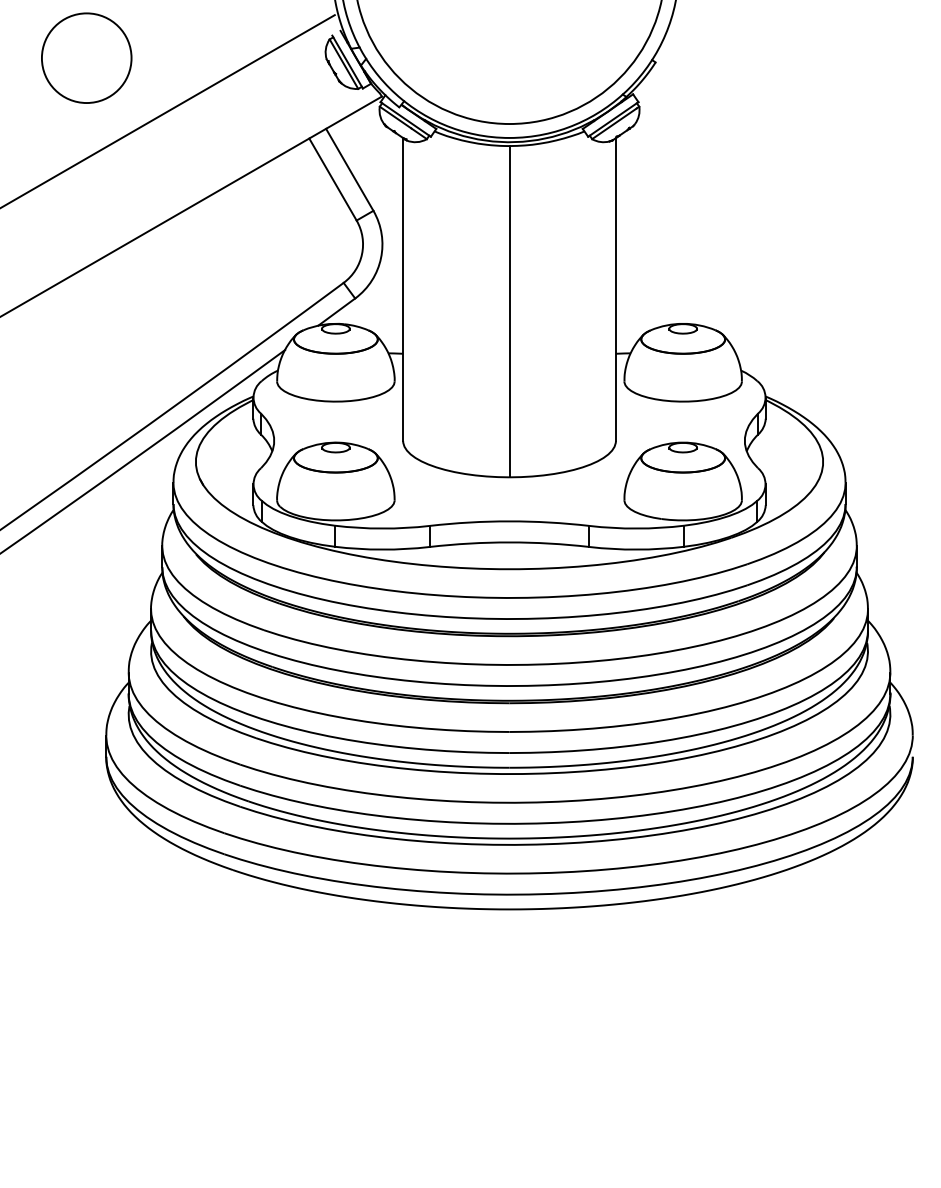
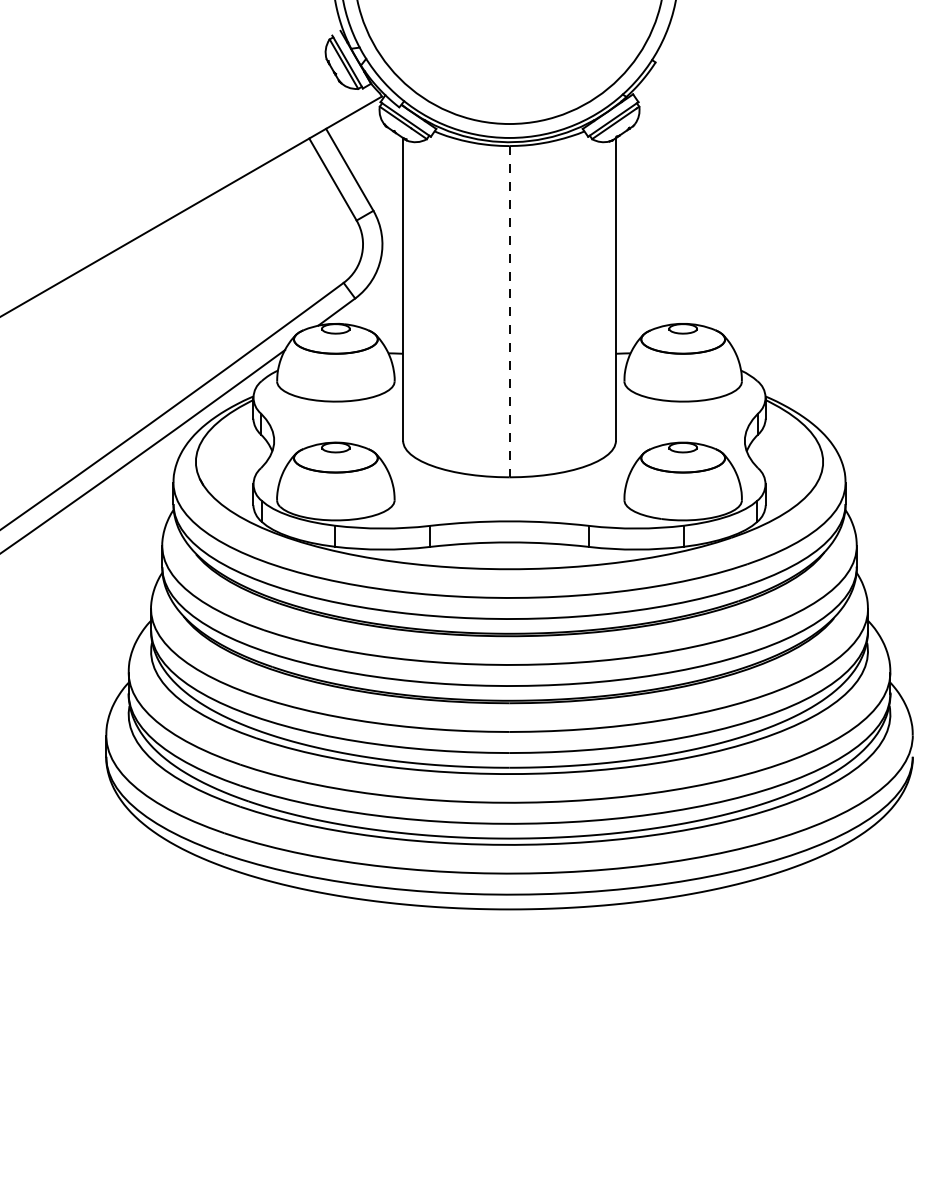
circle: present -> none (86, 57)
line: present -> none (168, 111)
line: solid -> dashed (509, 311)
